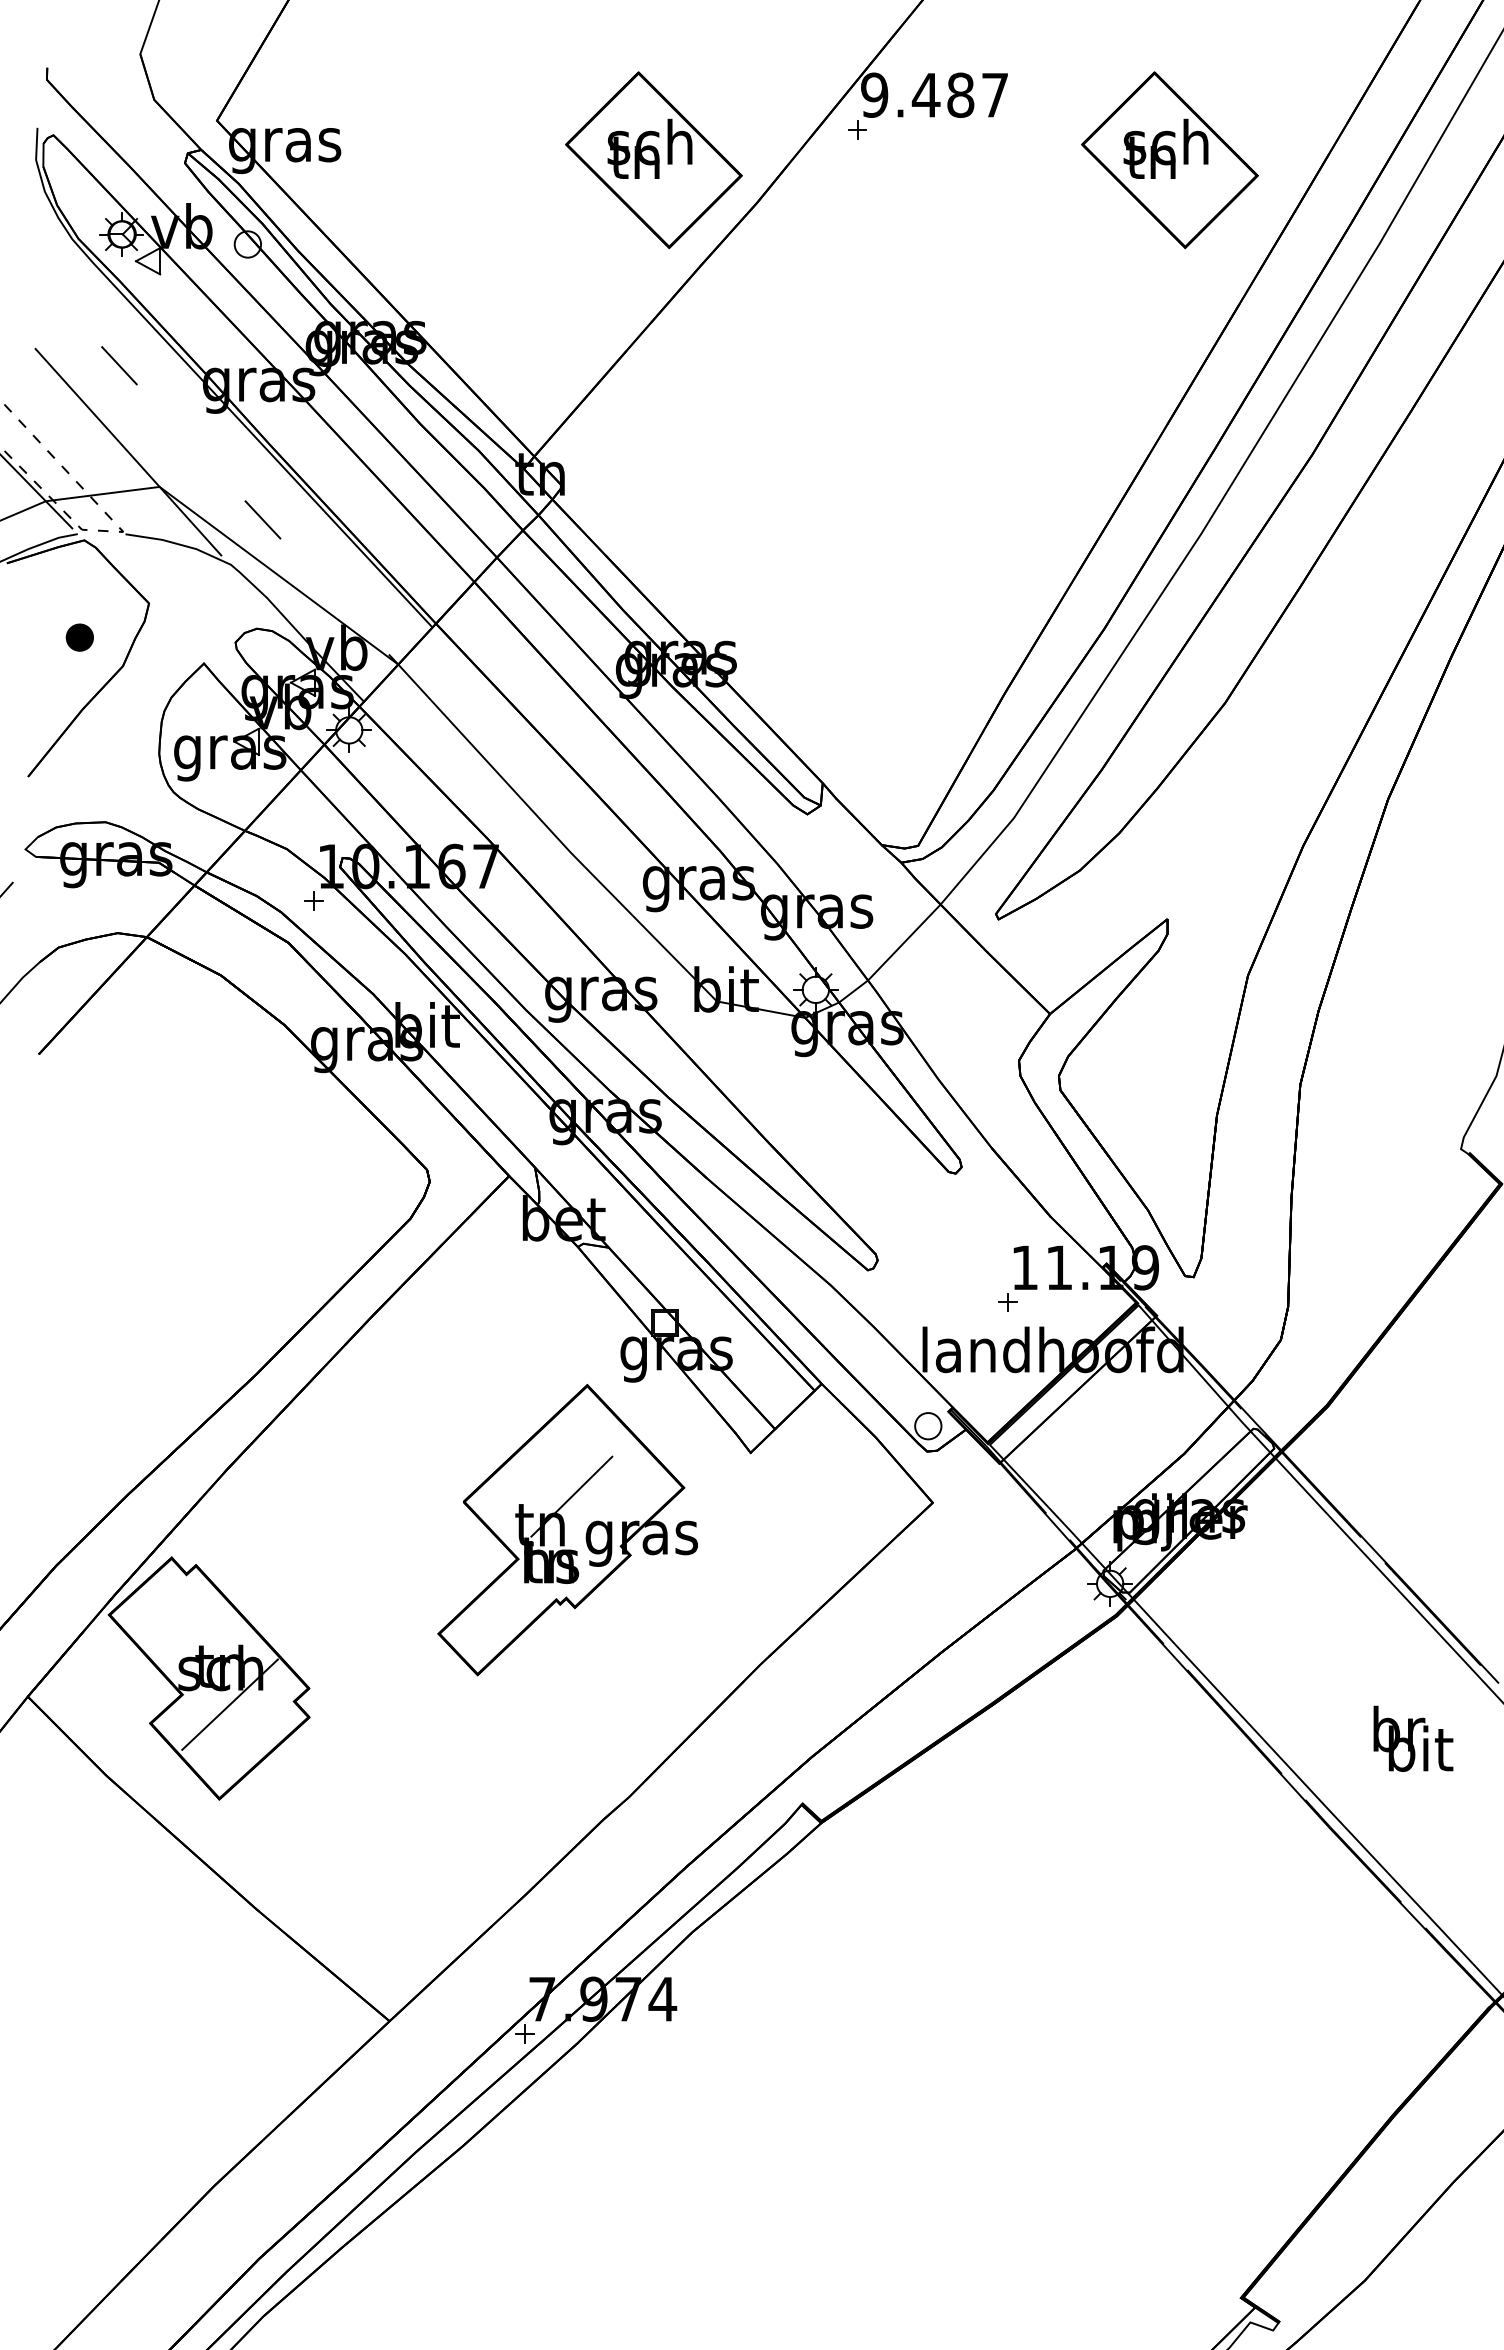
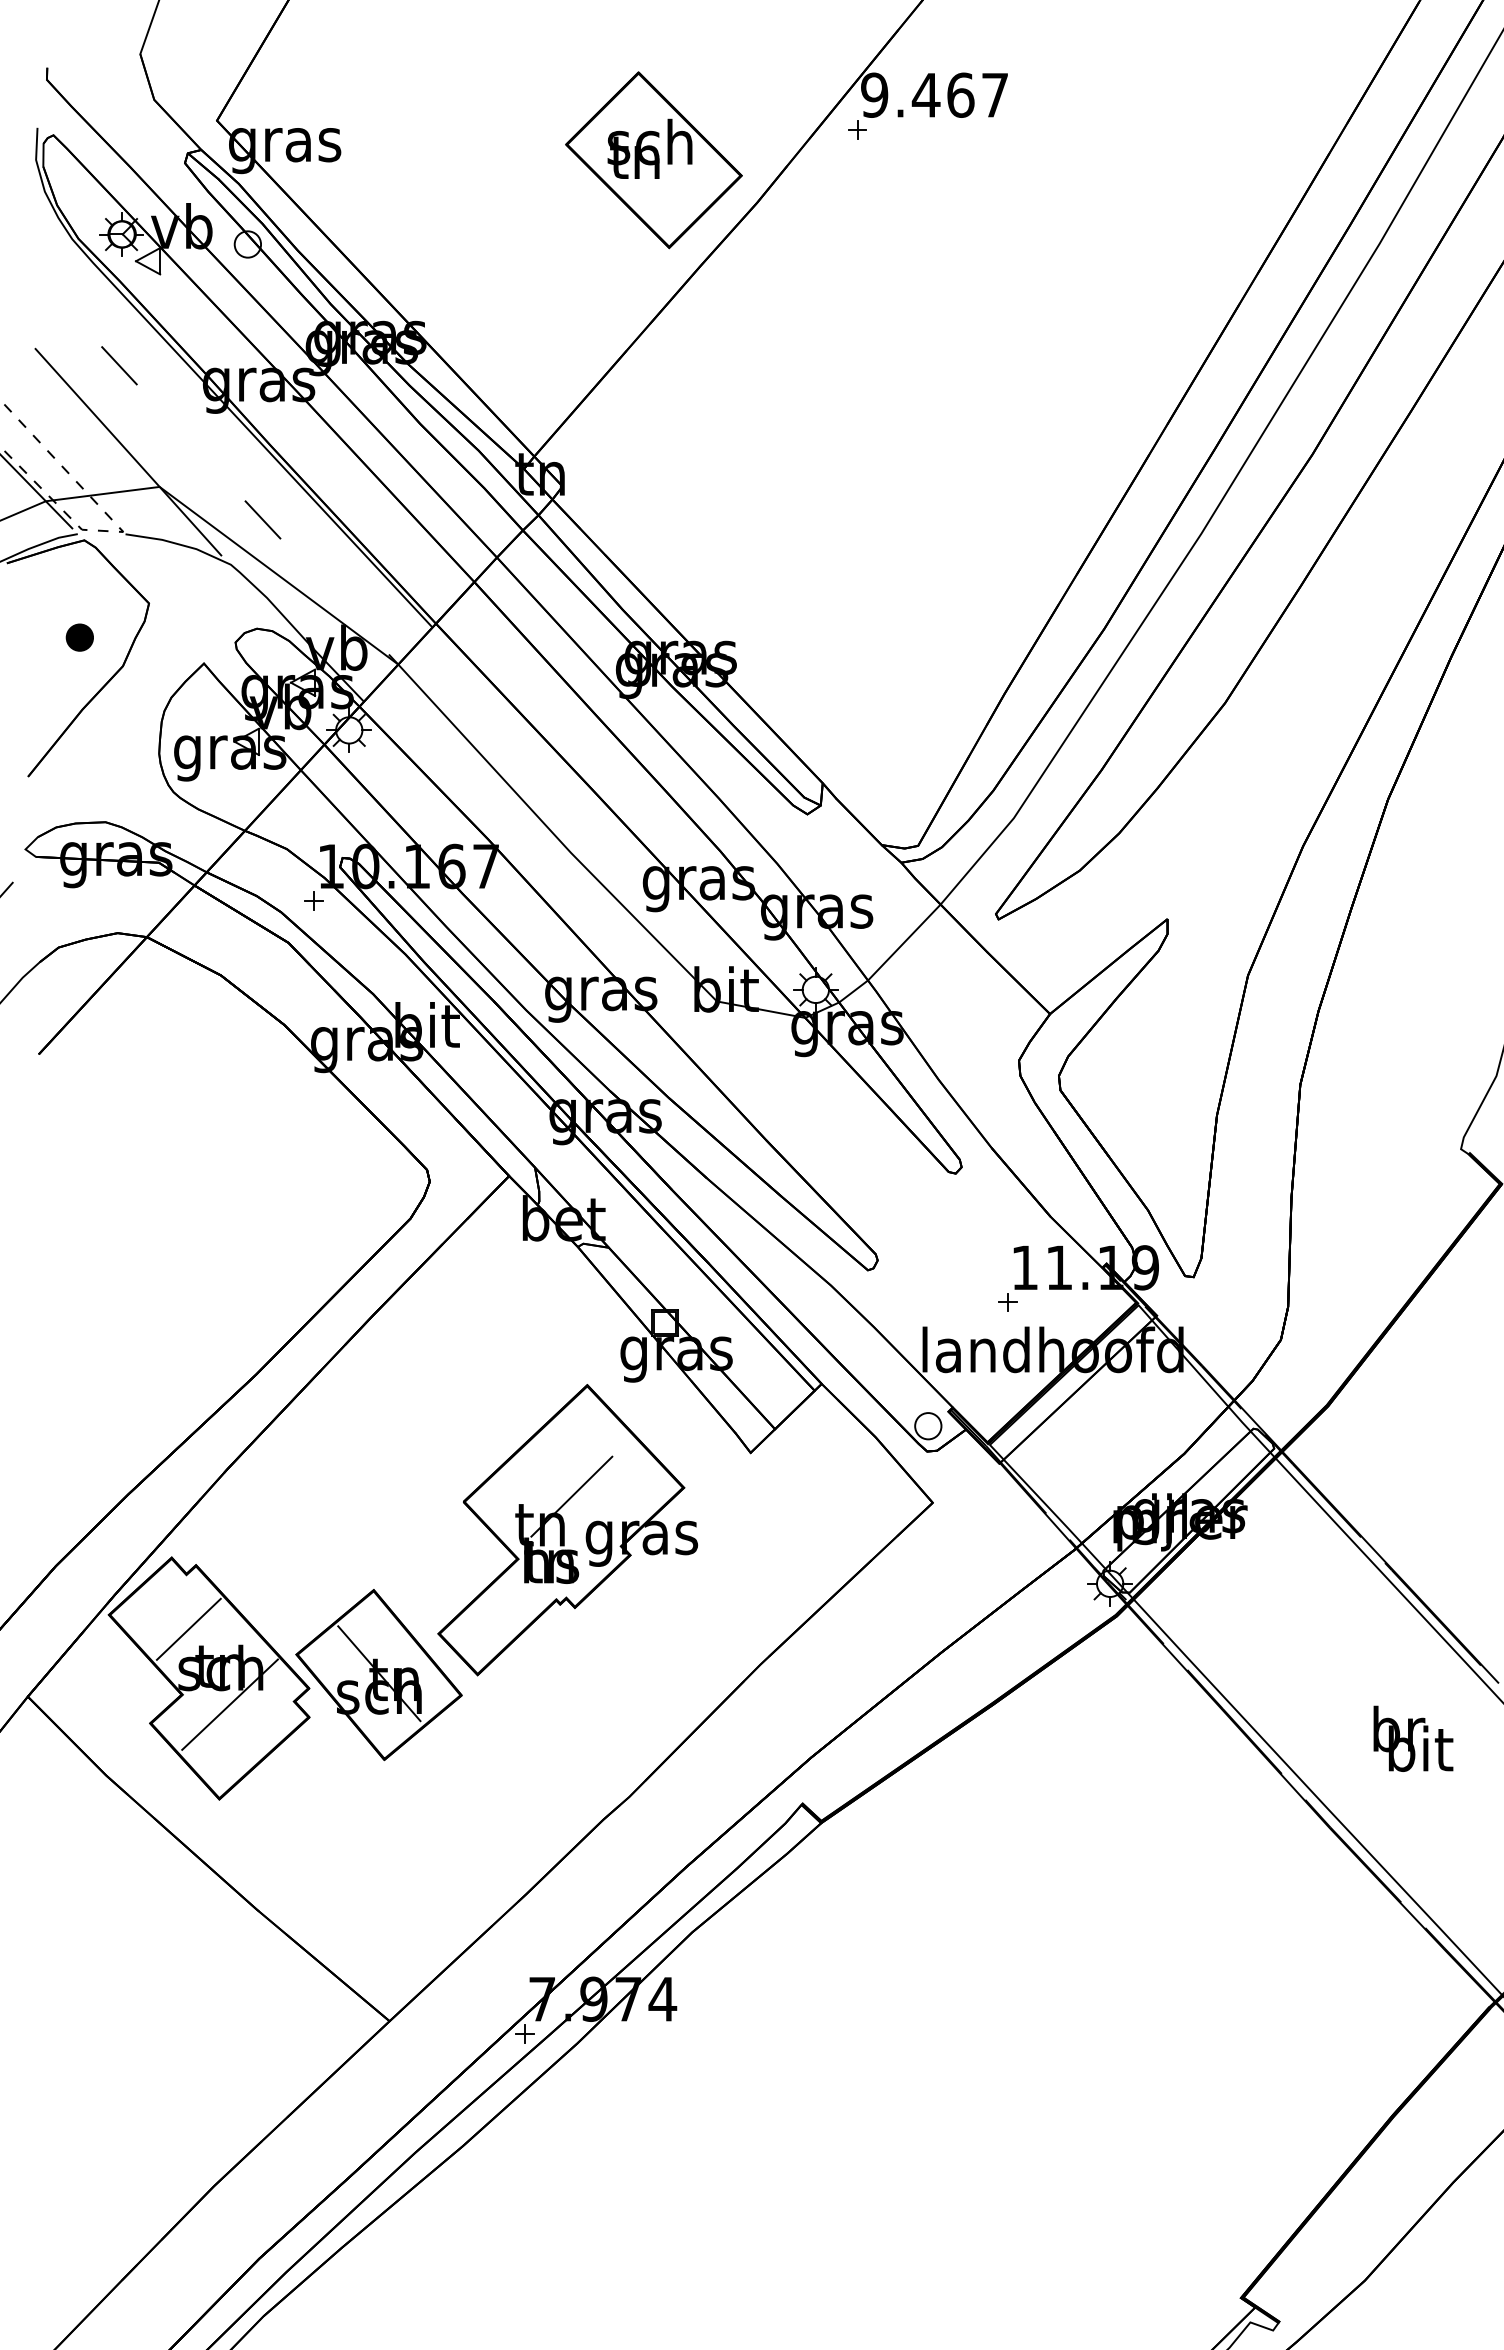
text: 9.487 -> 9.467 (960, 94)
part: present -> none (1169, 160)
line: none -> present (188, 1628)
part: none -> present (378, 1675)
